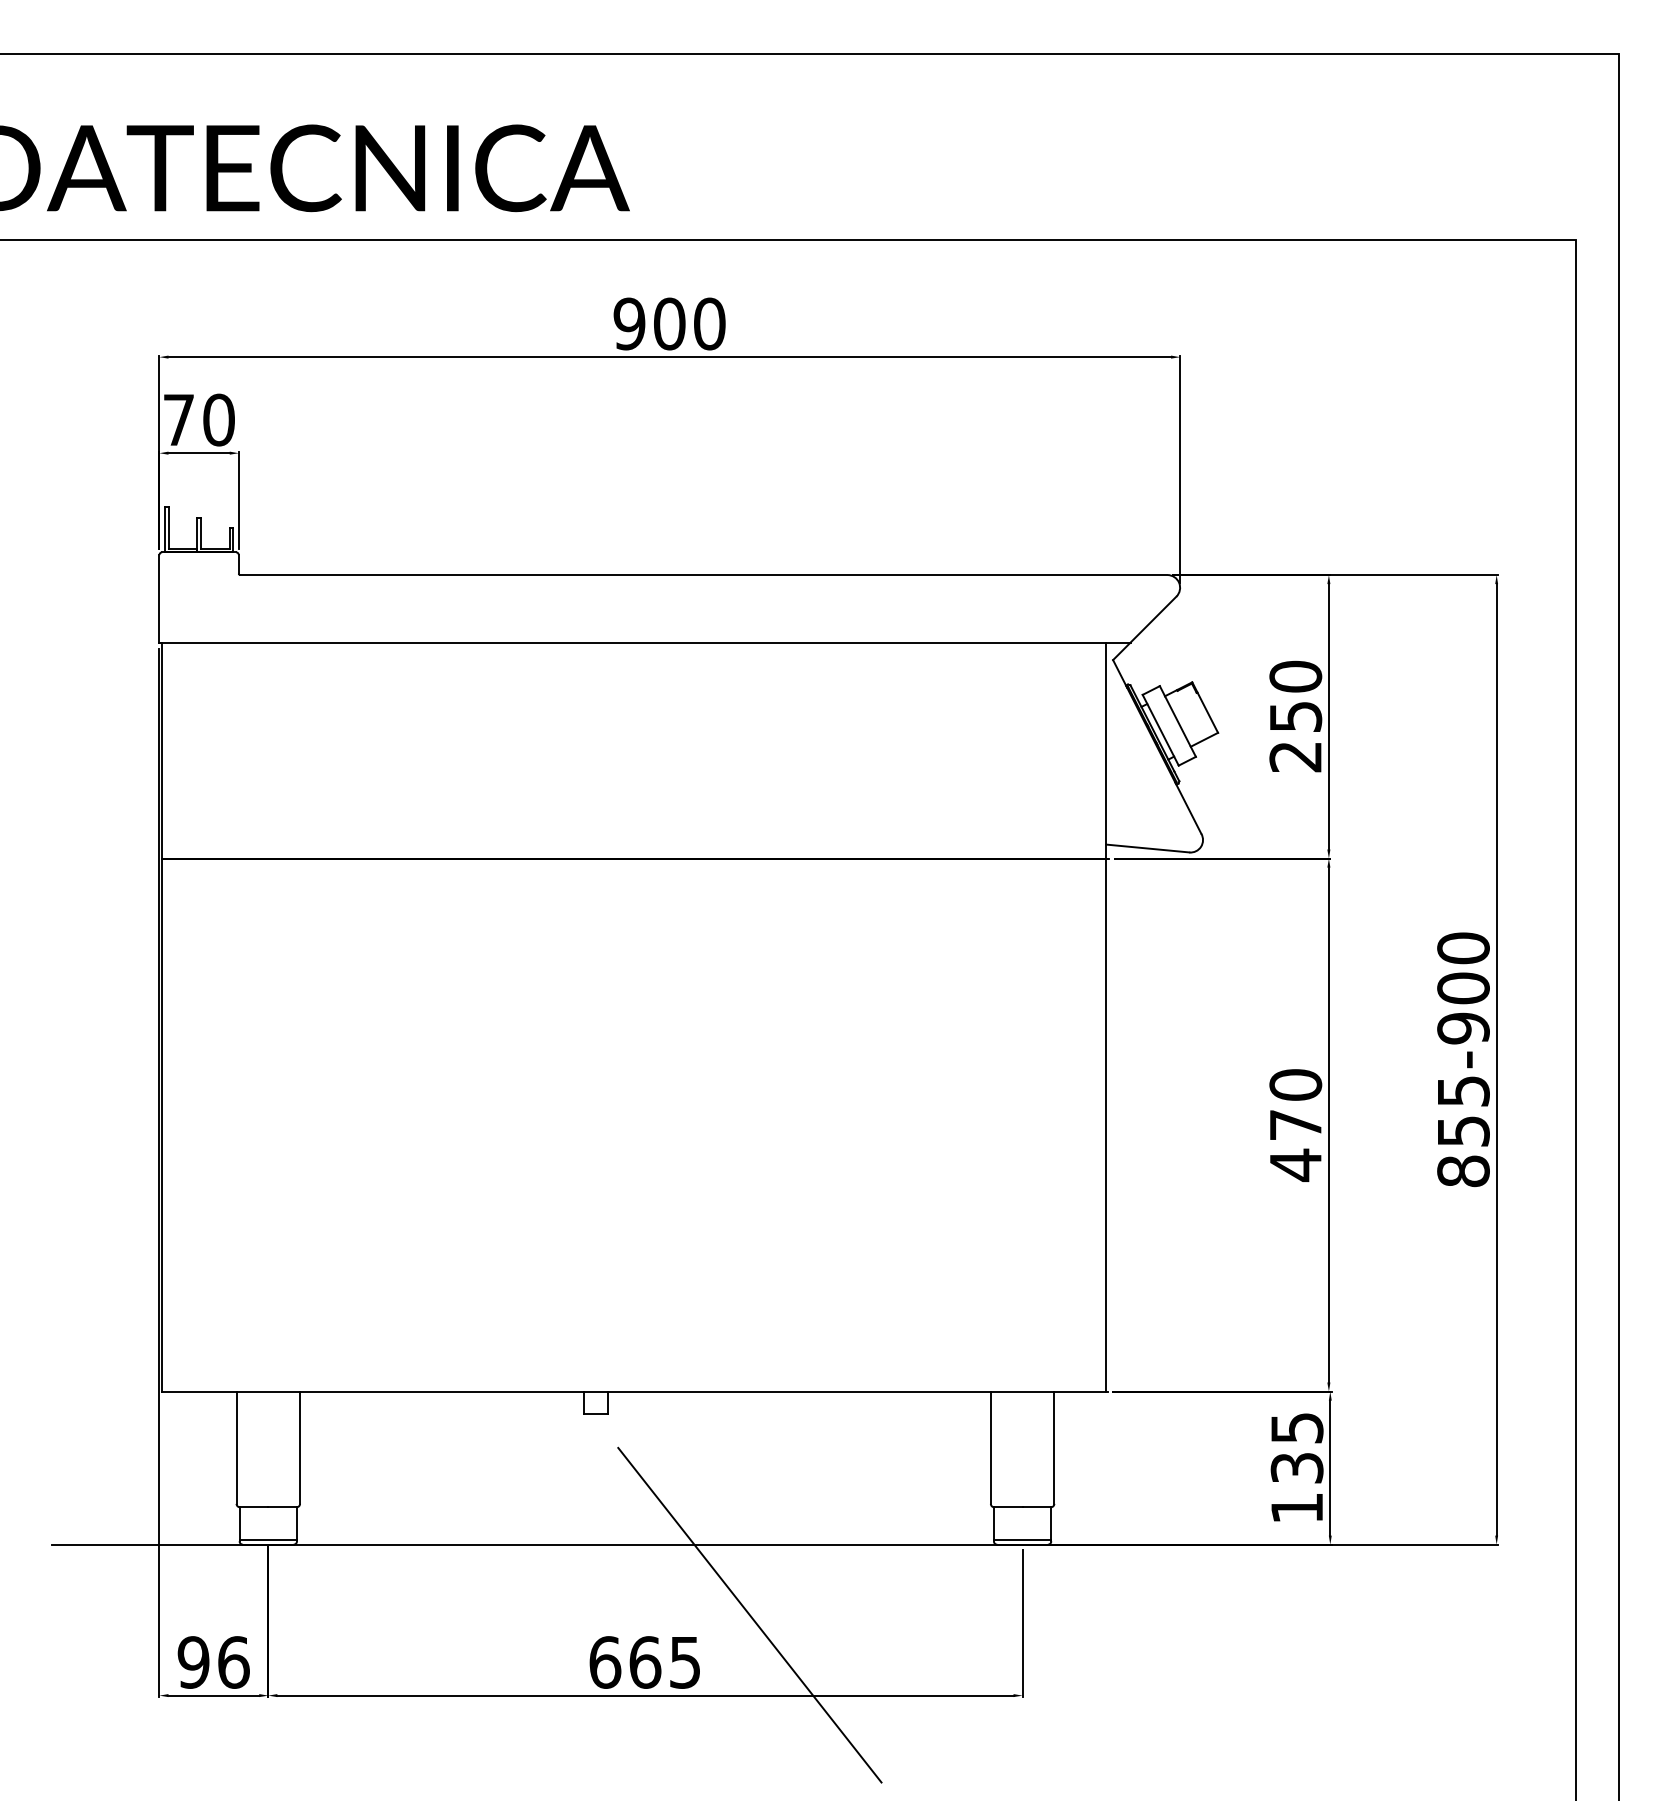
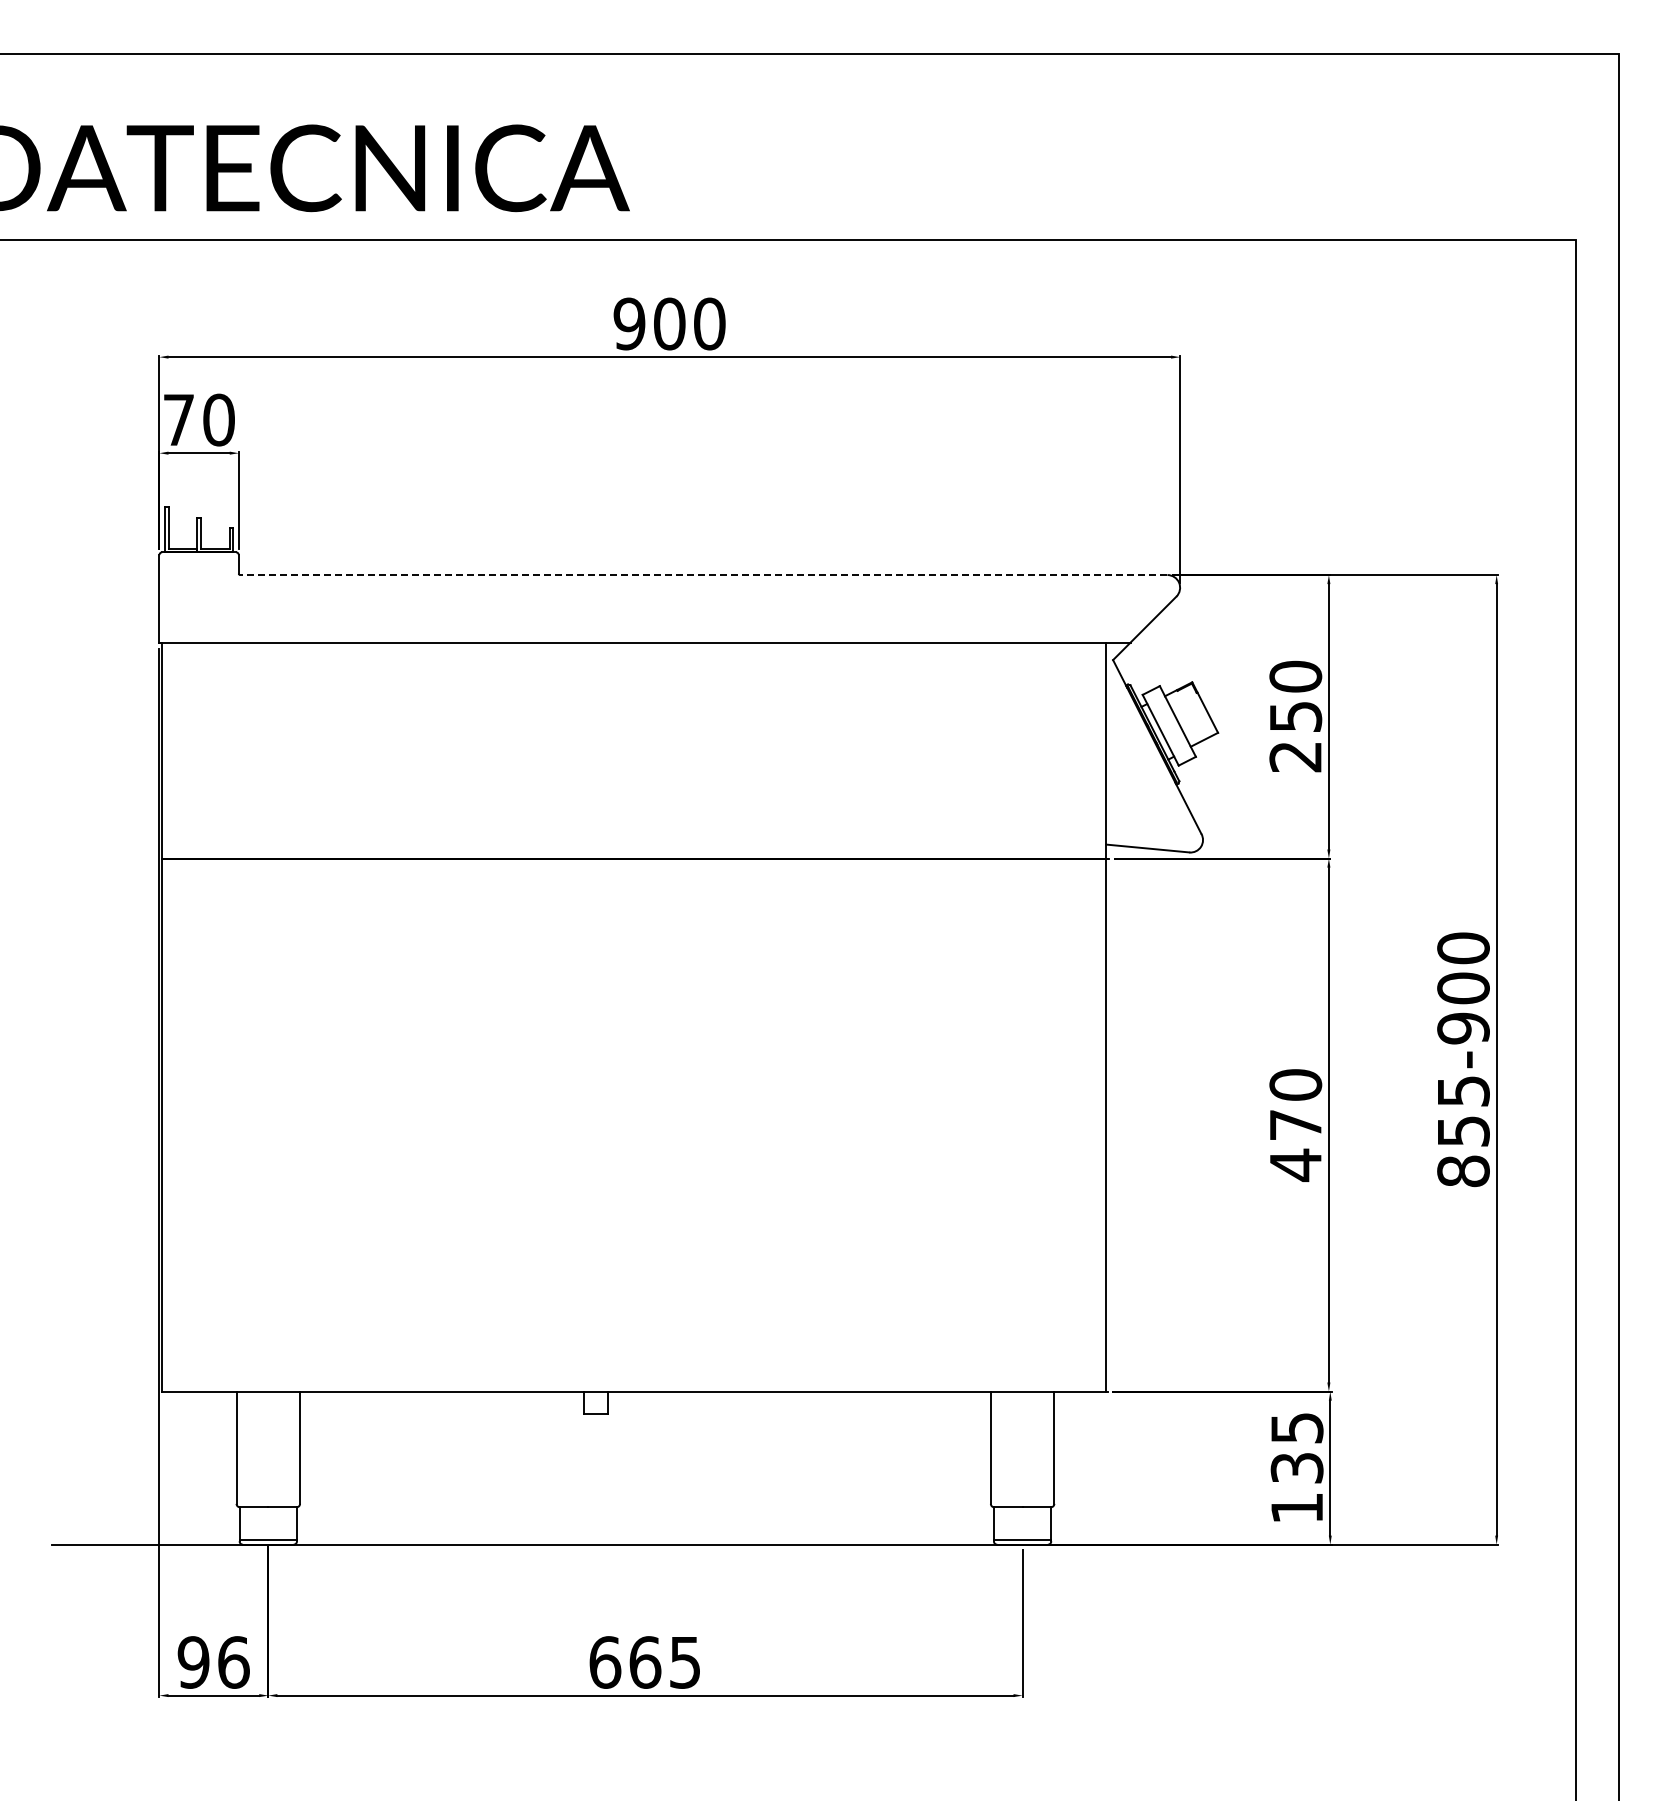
line: solid -> dashed (703, 575)
line: present -> none (749, 1614)
